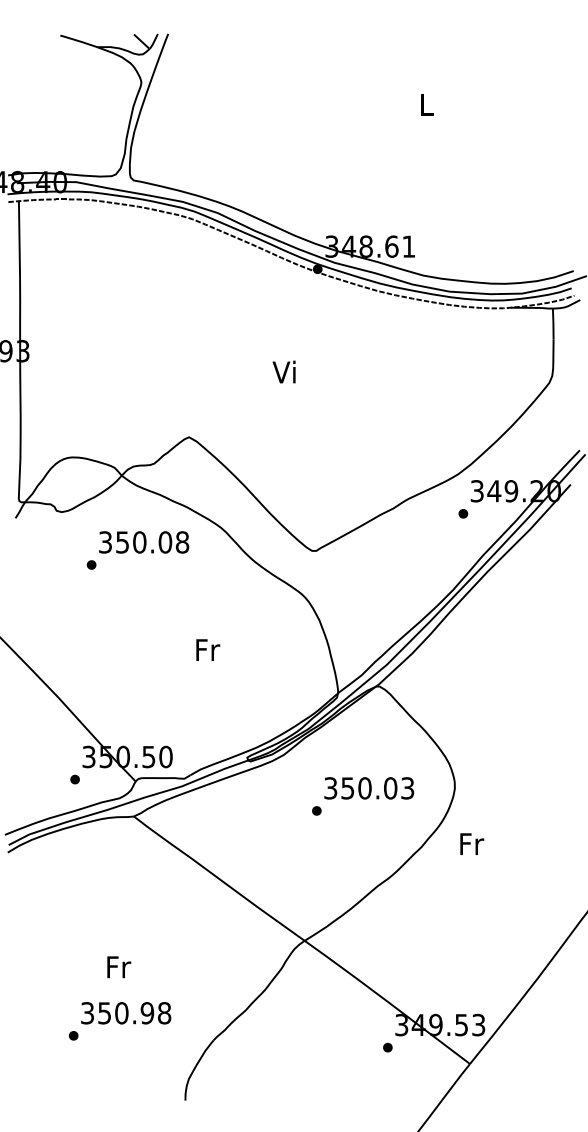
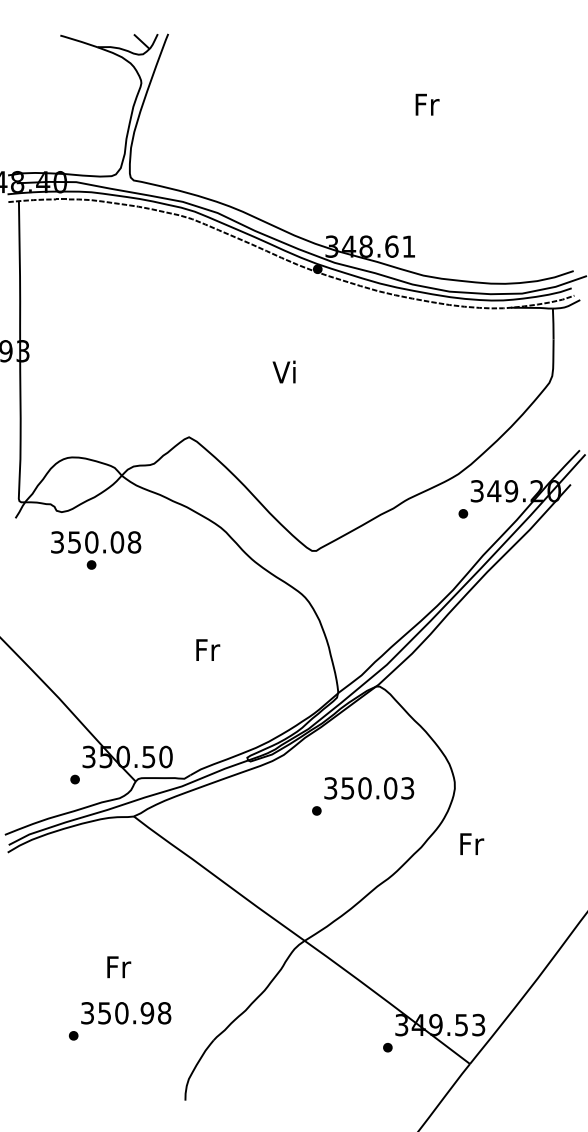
text: L -> Fr (427, 104)
text position: (144, 542) -> (96, 542) (96, 542)
